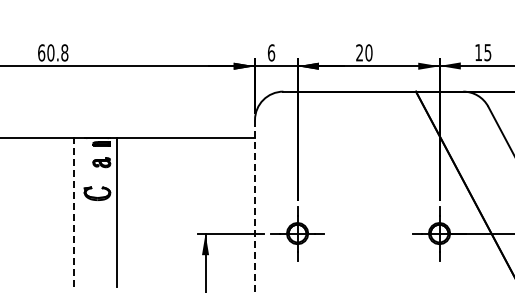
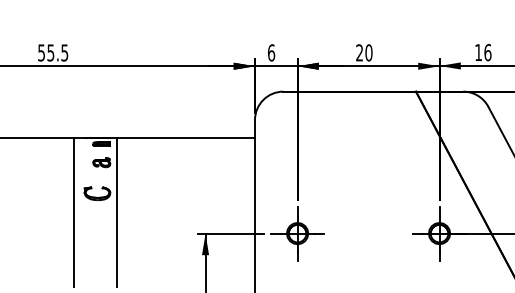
text: 60.8 -> 55.5 (53, 52)
text: 15 -> 16 (487, 52)
line: dashed -> solid (255, 206)
line: dashed -> solid (74, 212)
